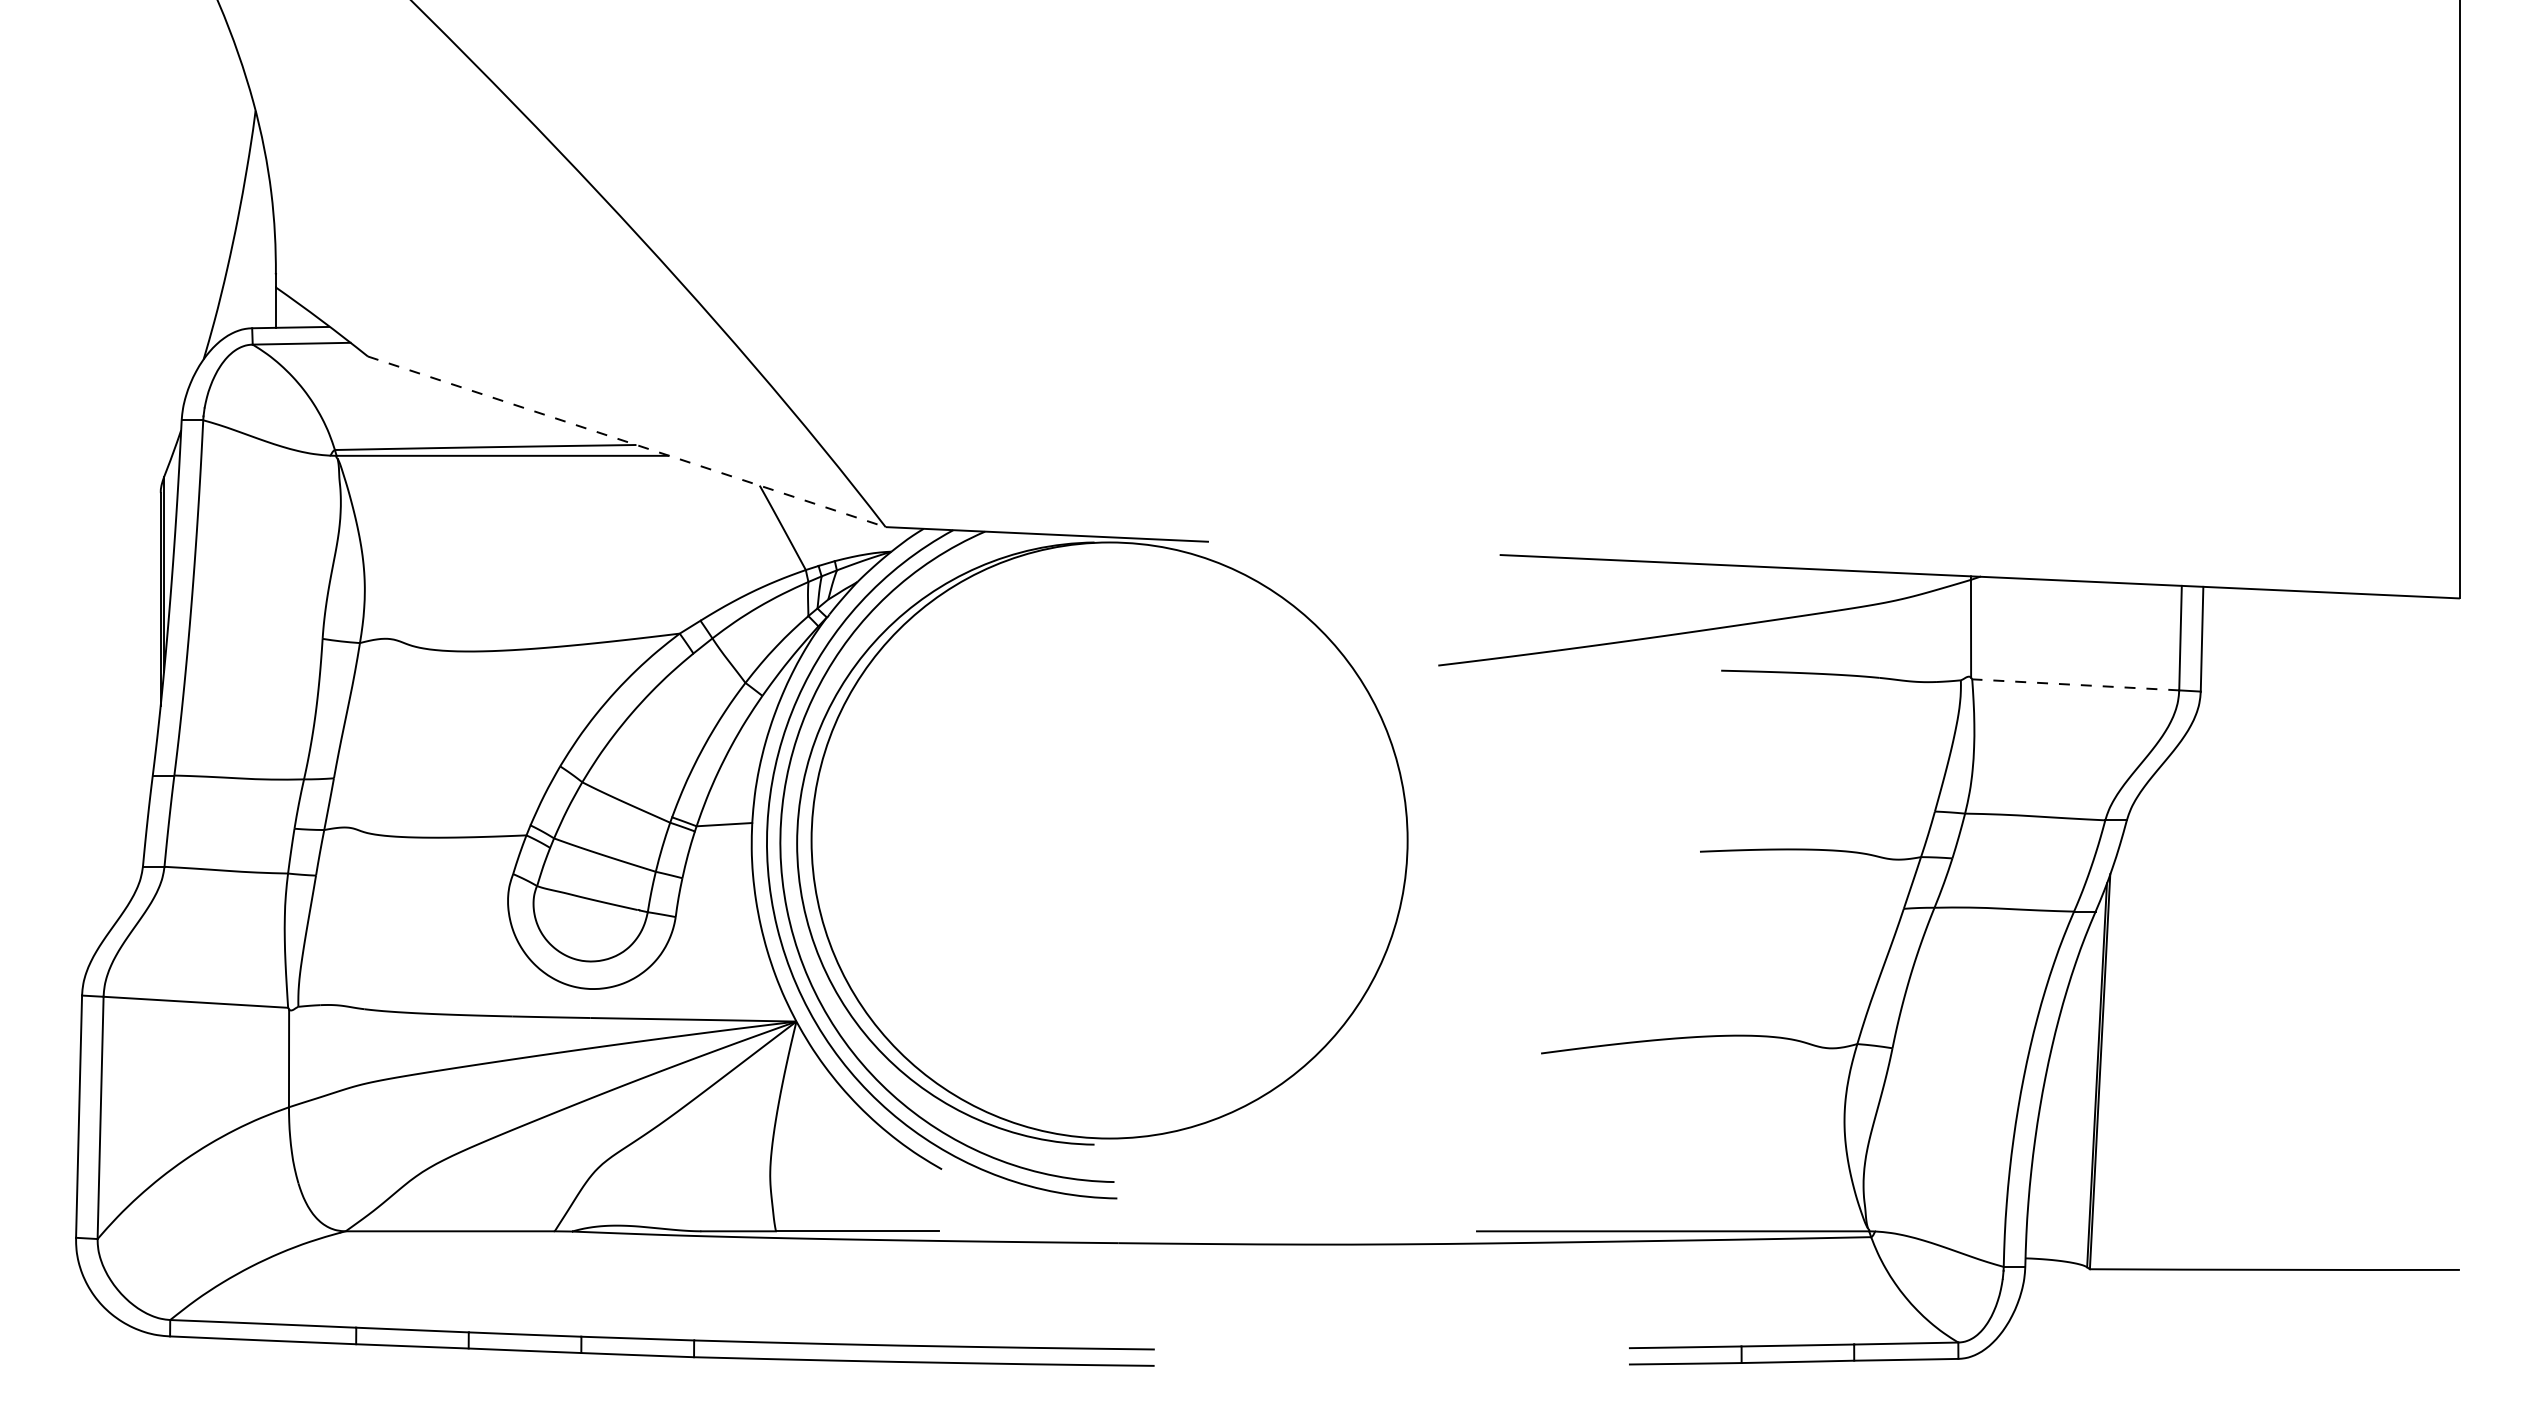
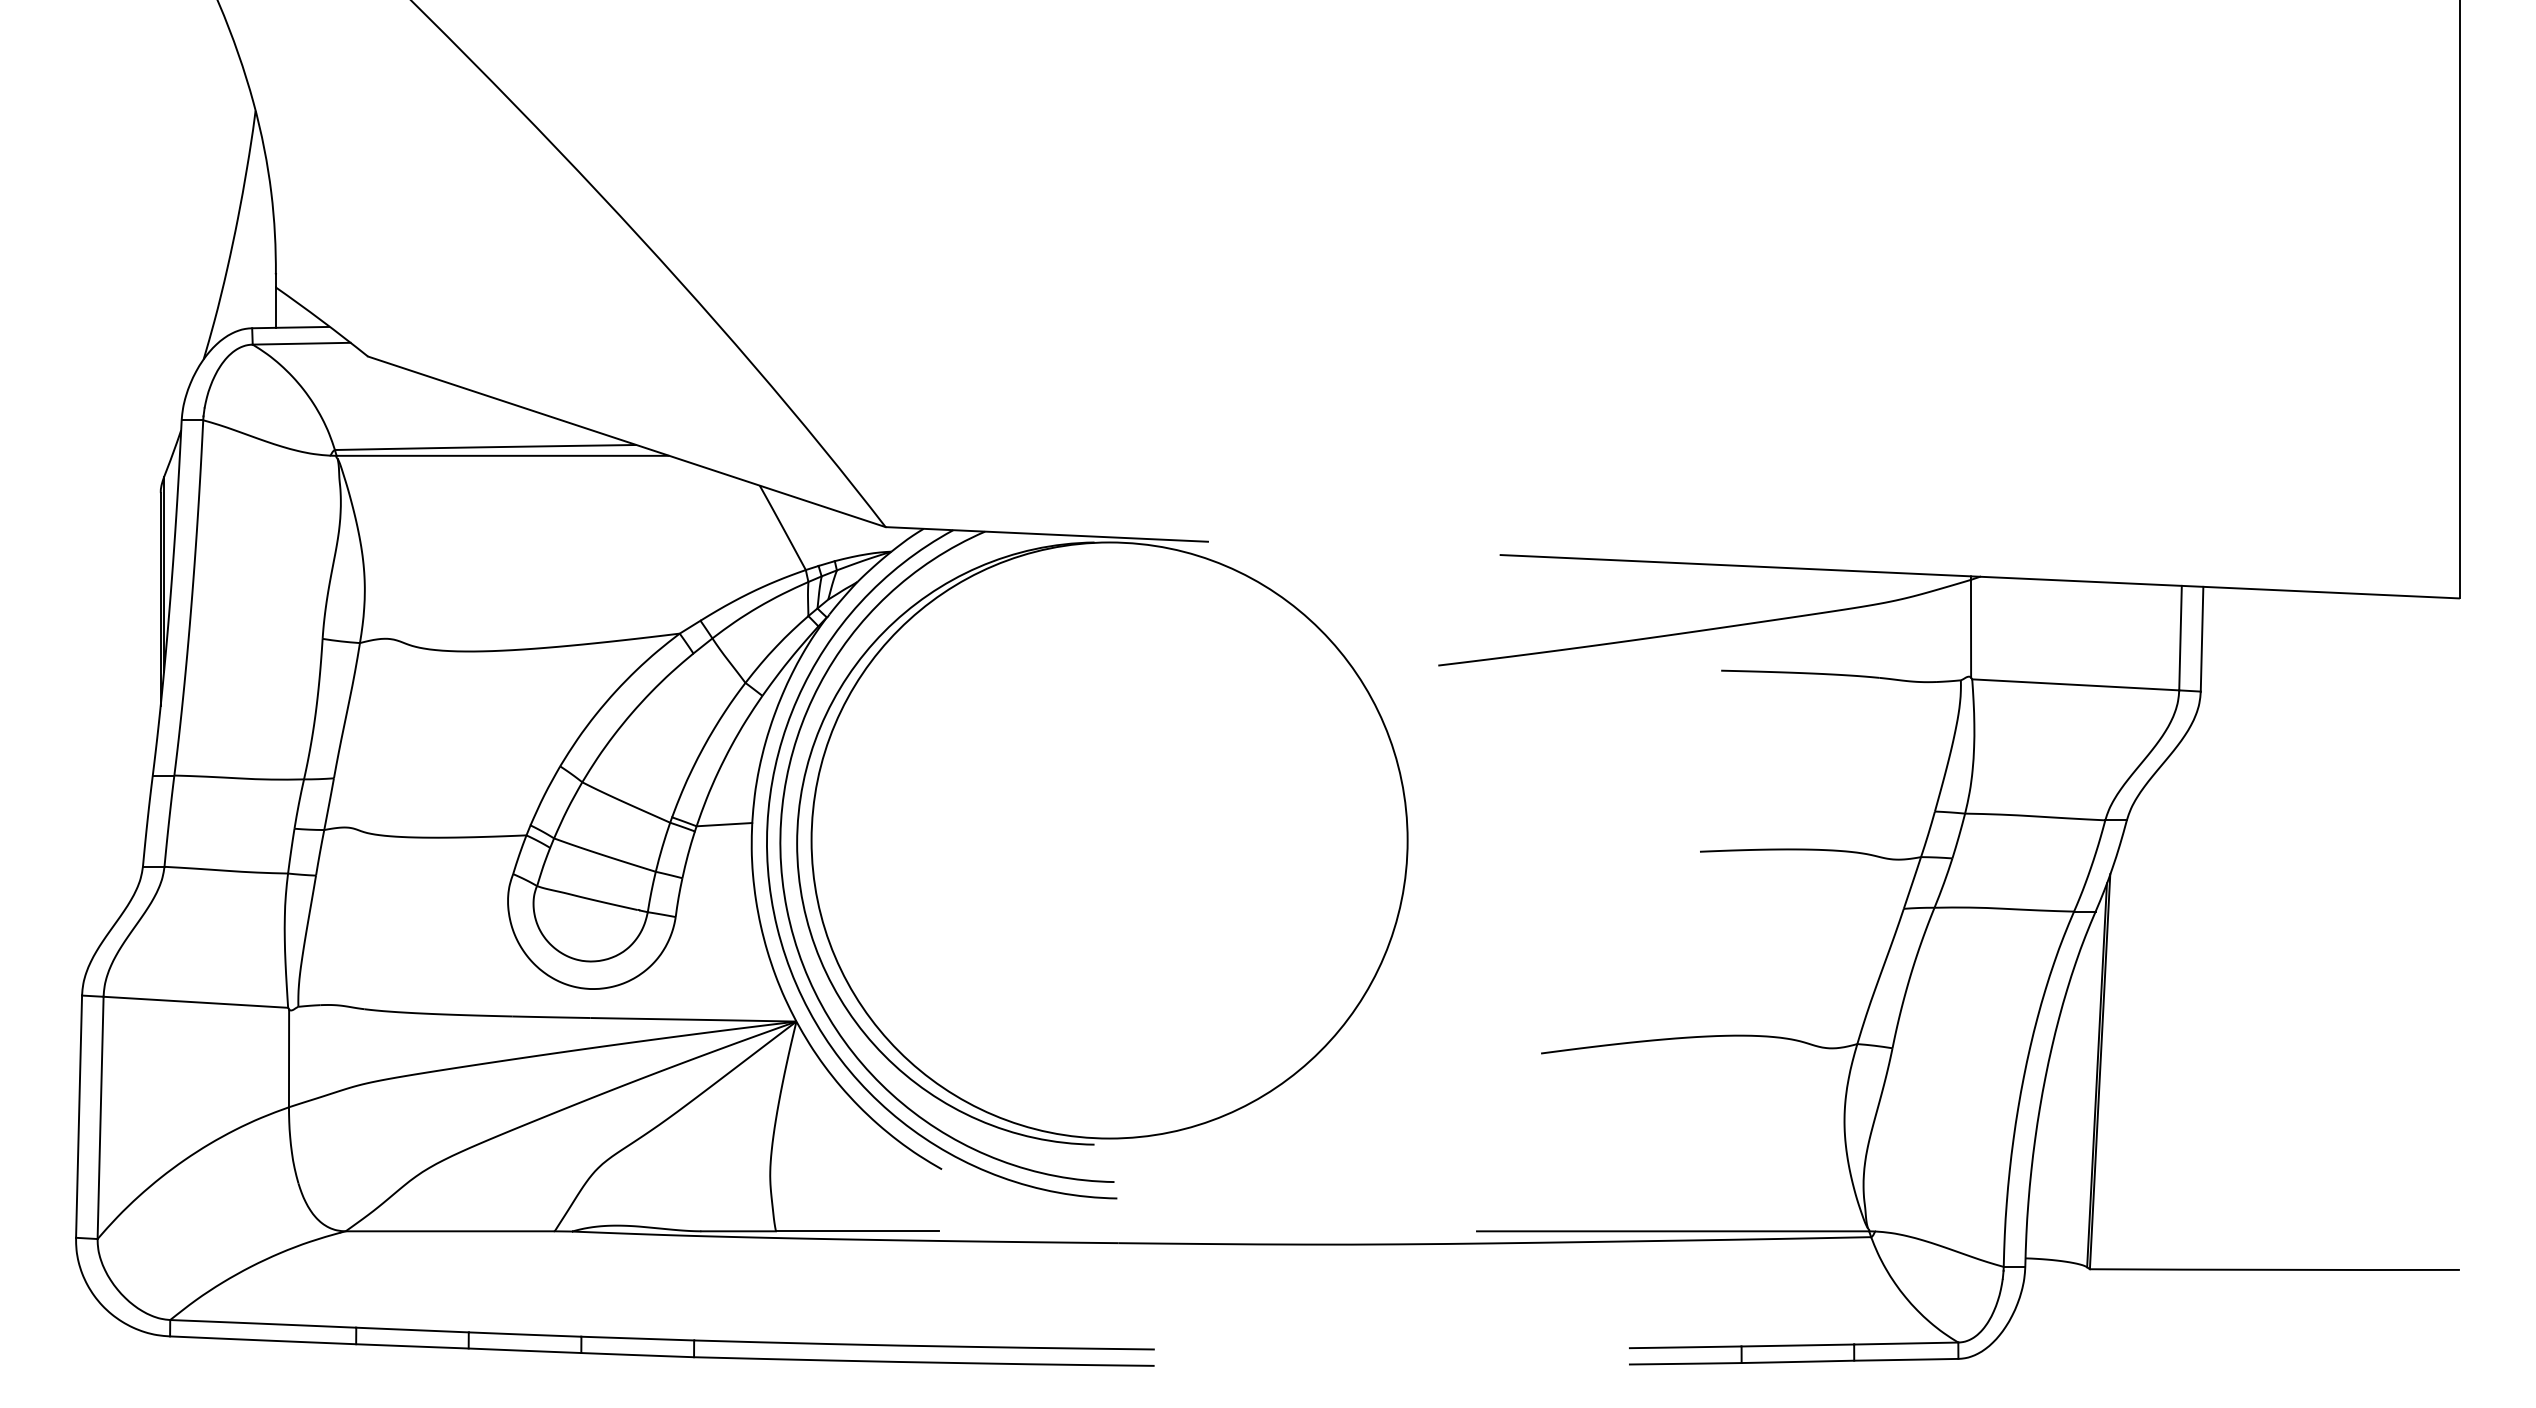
line: dashed -> solid (626, 441)
line: dashed -> solid (2075, 684)
